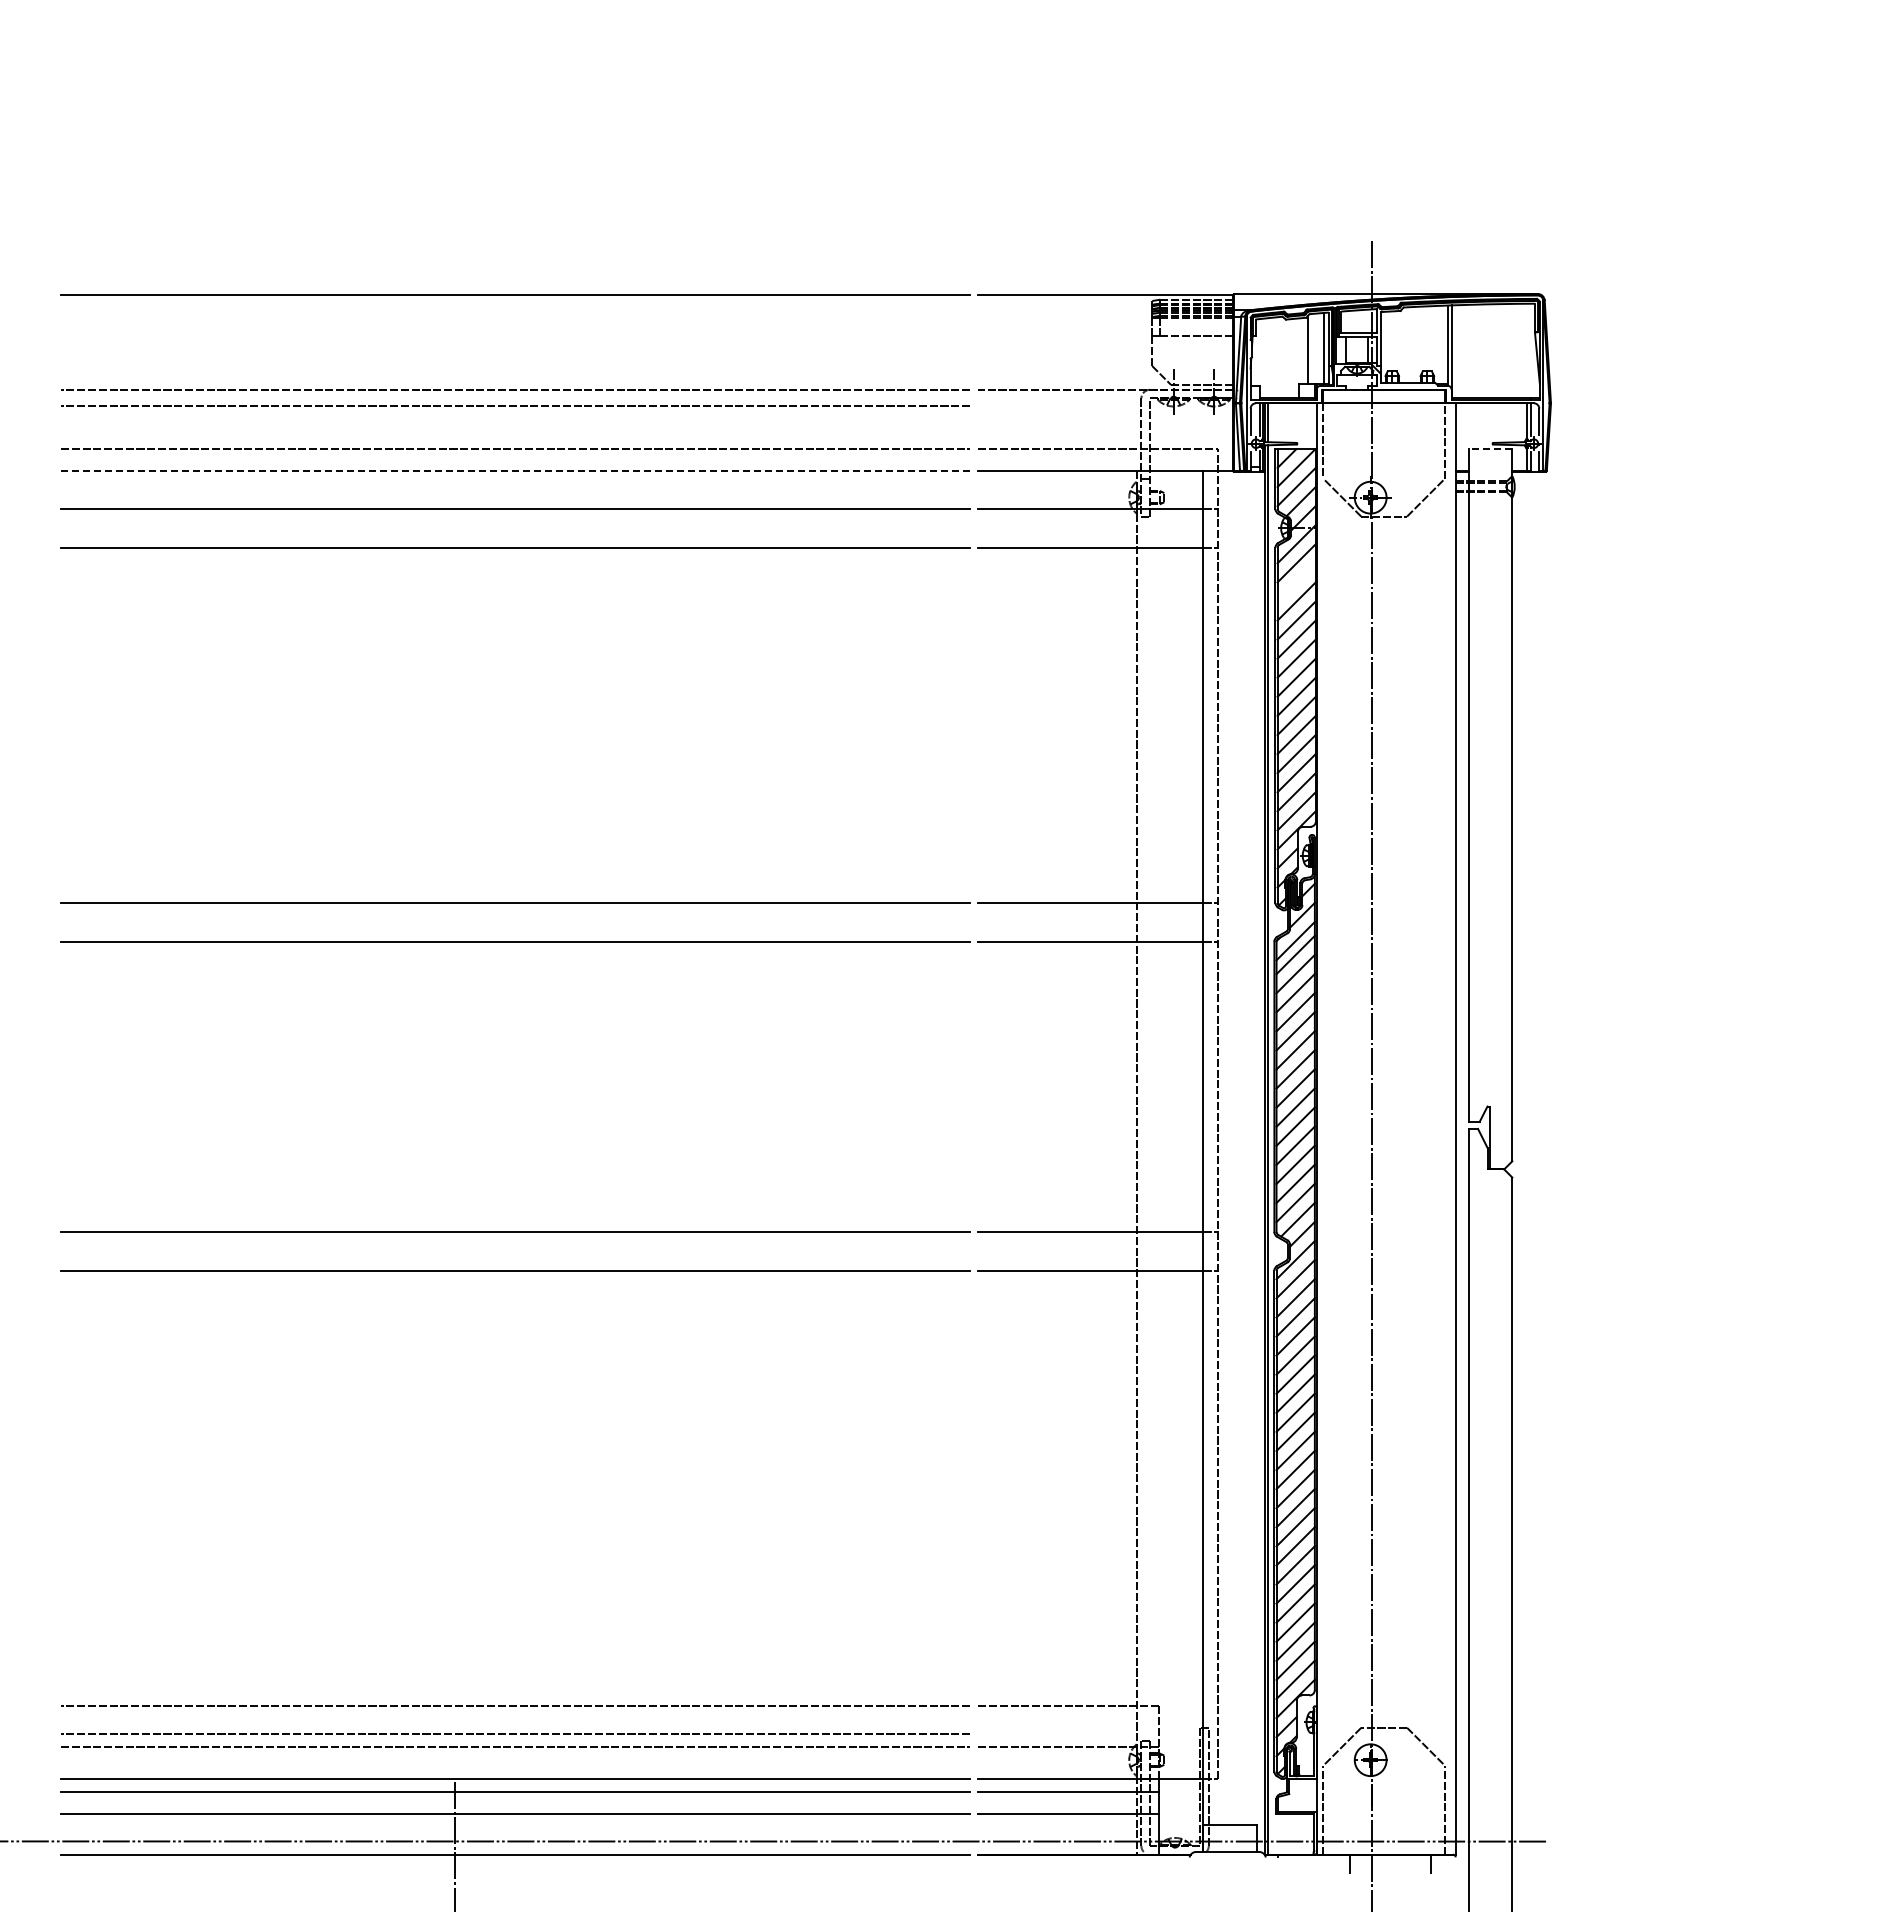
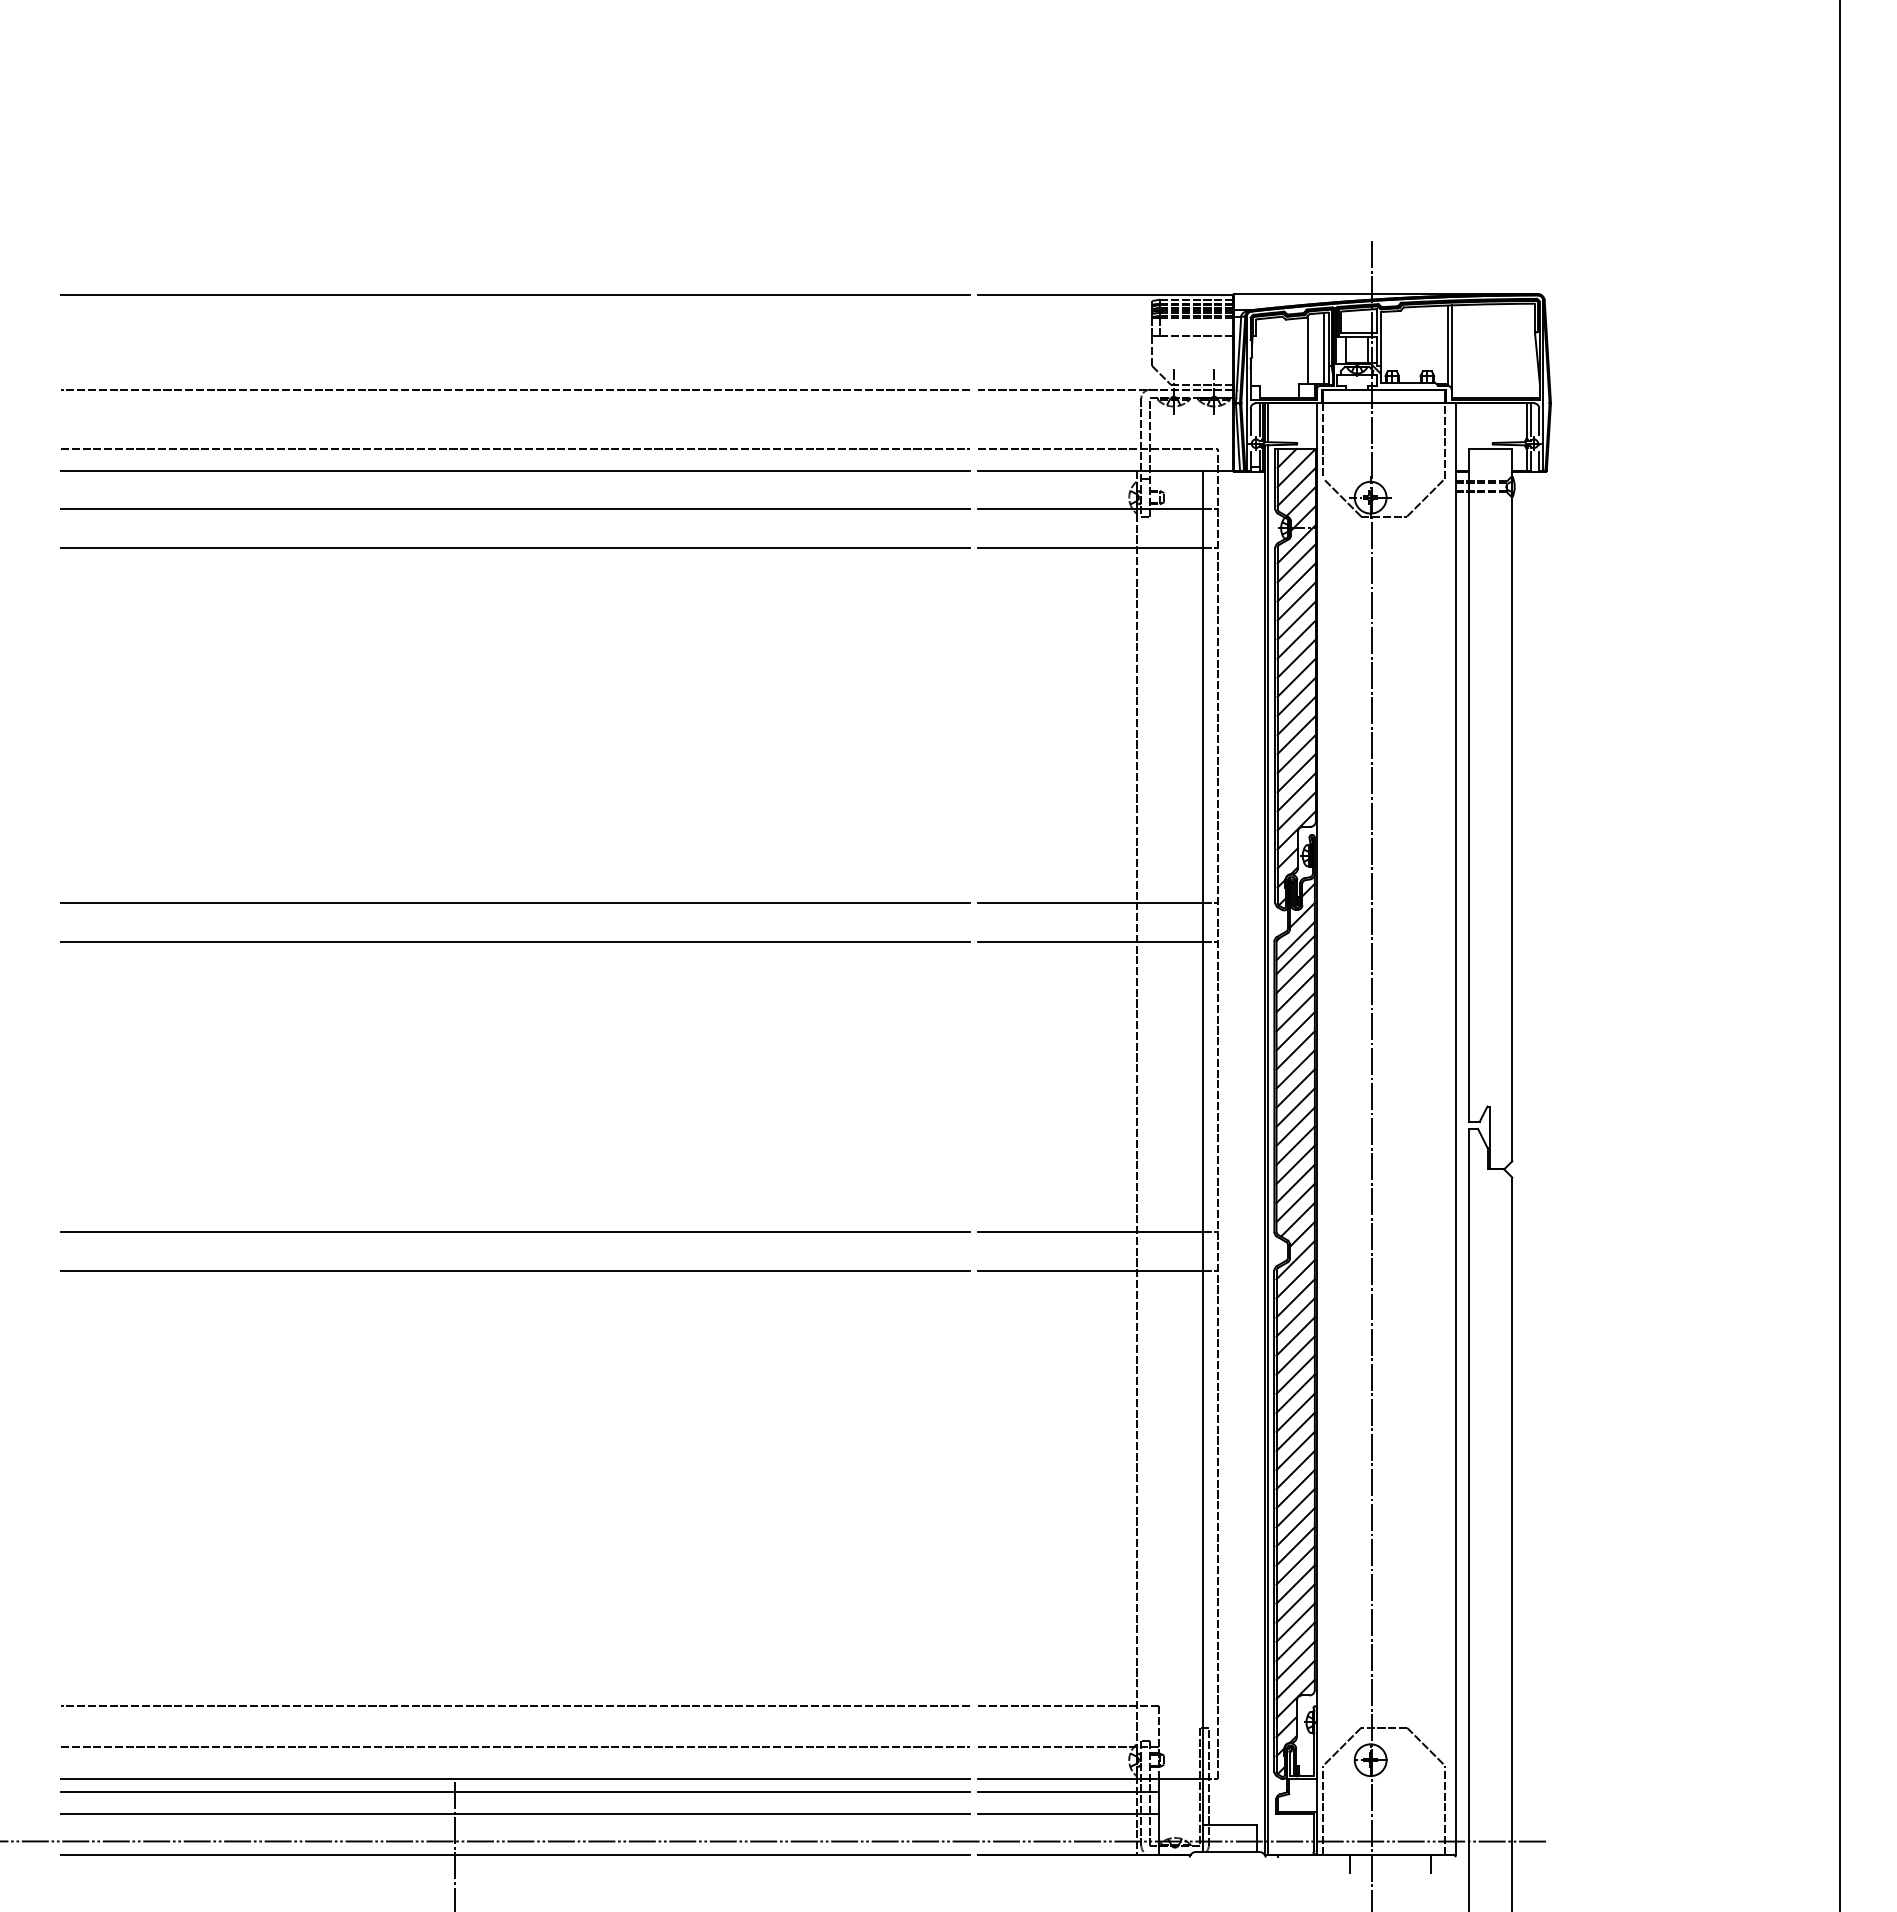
line: present -> none (515, 405)
line: dashed -> solid (1490, 449)
line: dashed -> solid (515, 470)
line: none -> present (1296, 582)
line: none -> present (1840, 955)
line: present -> none (515, 1733)
